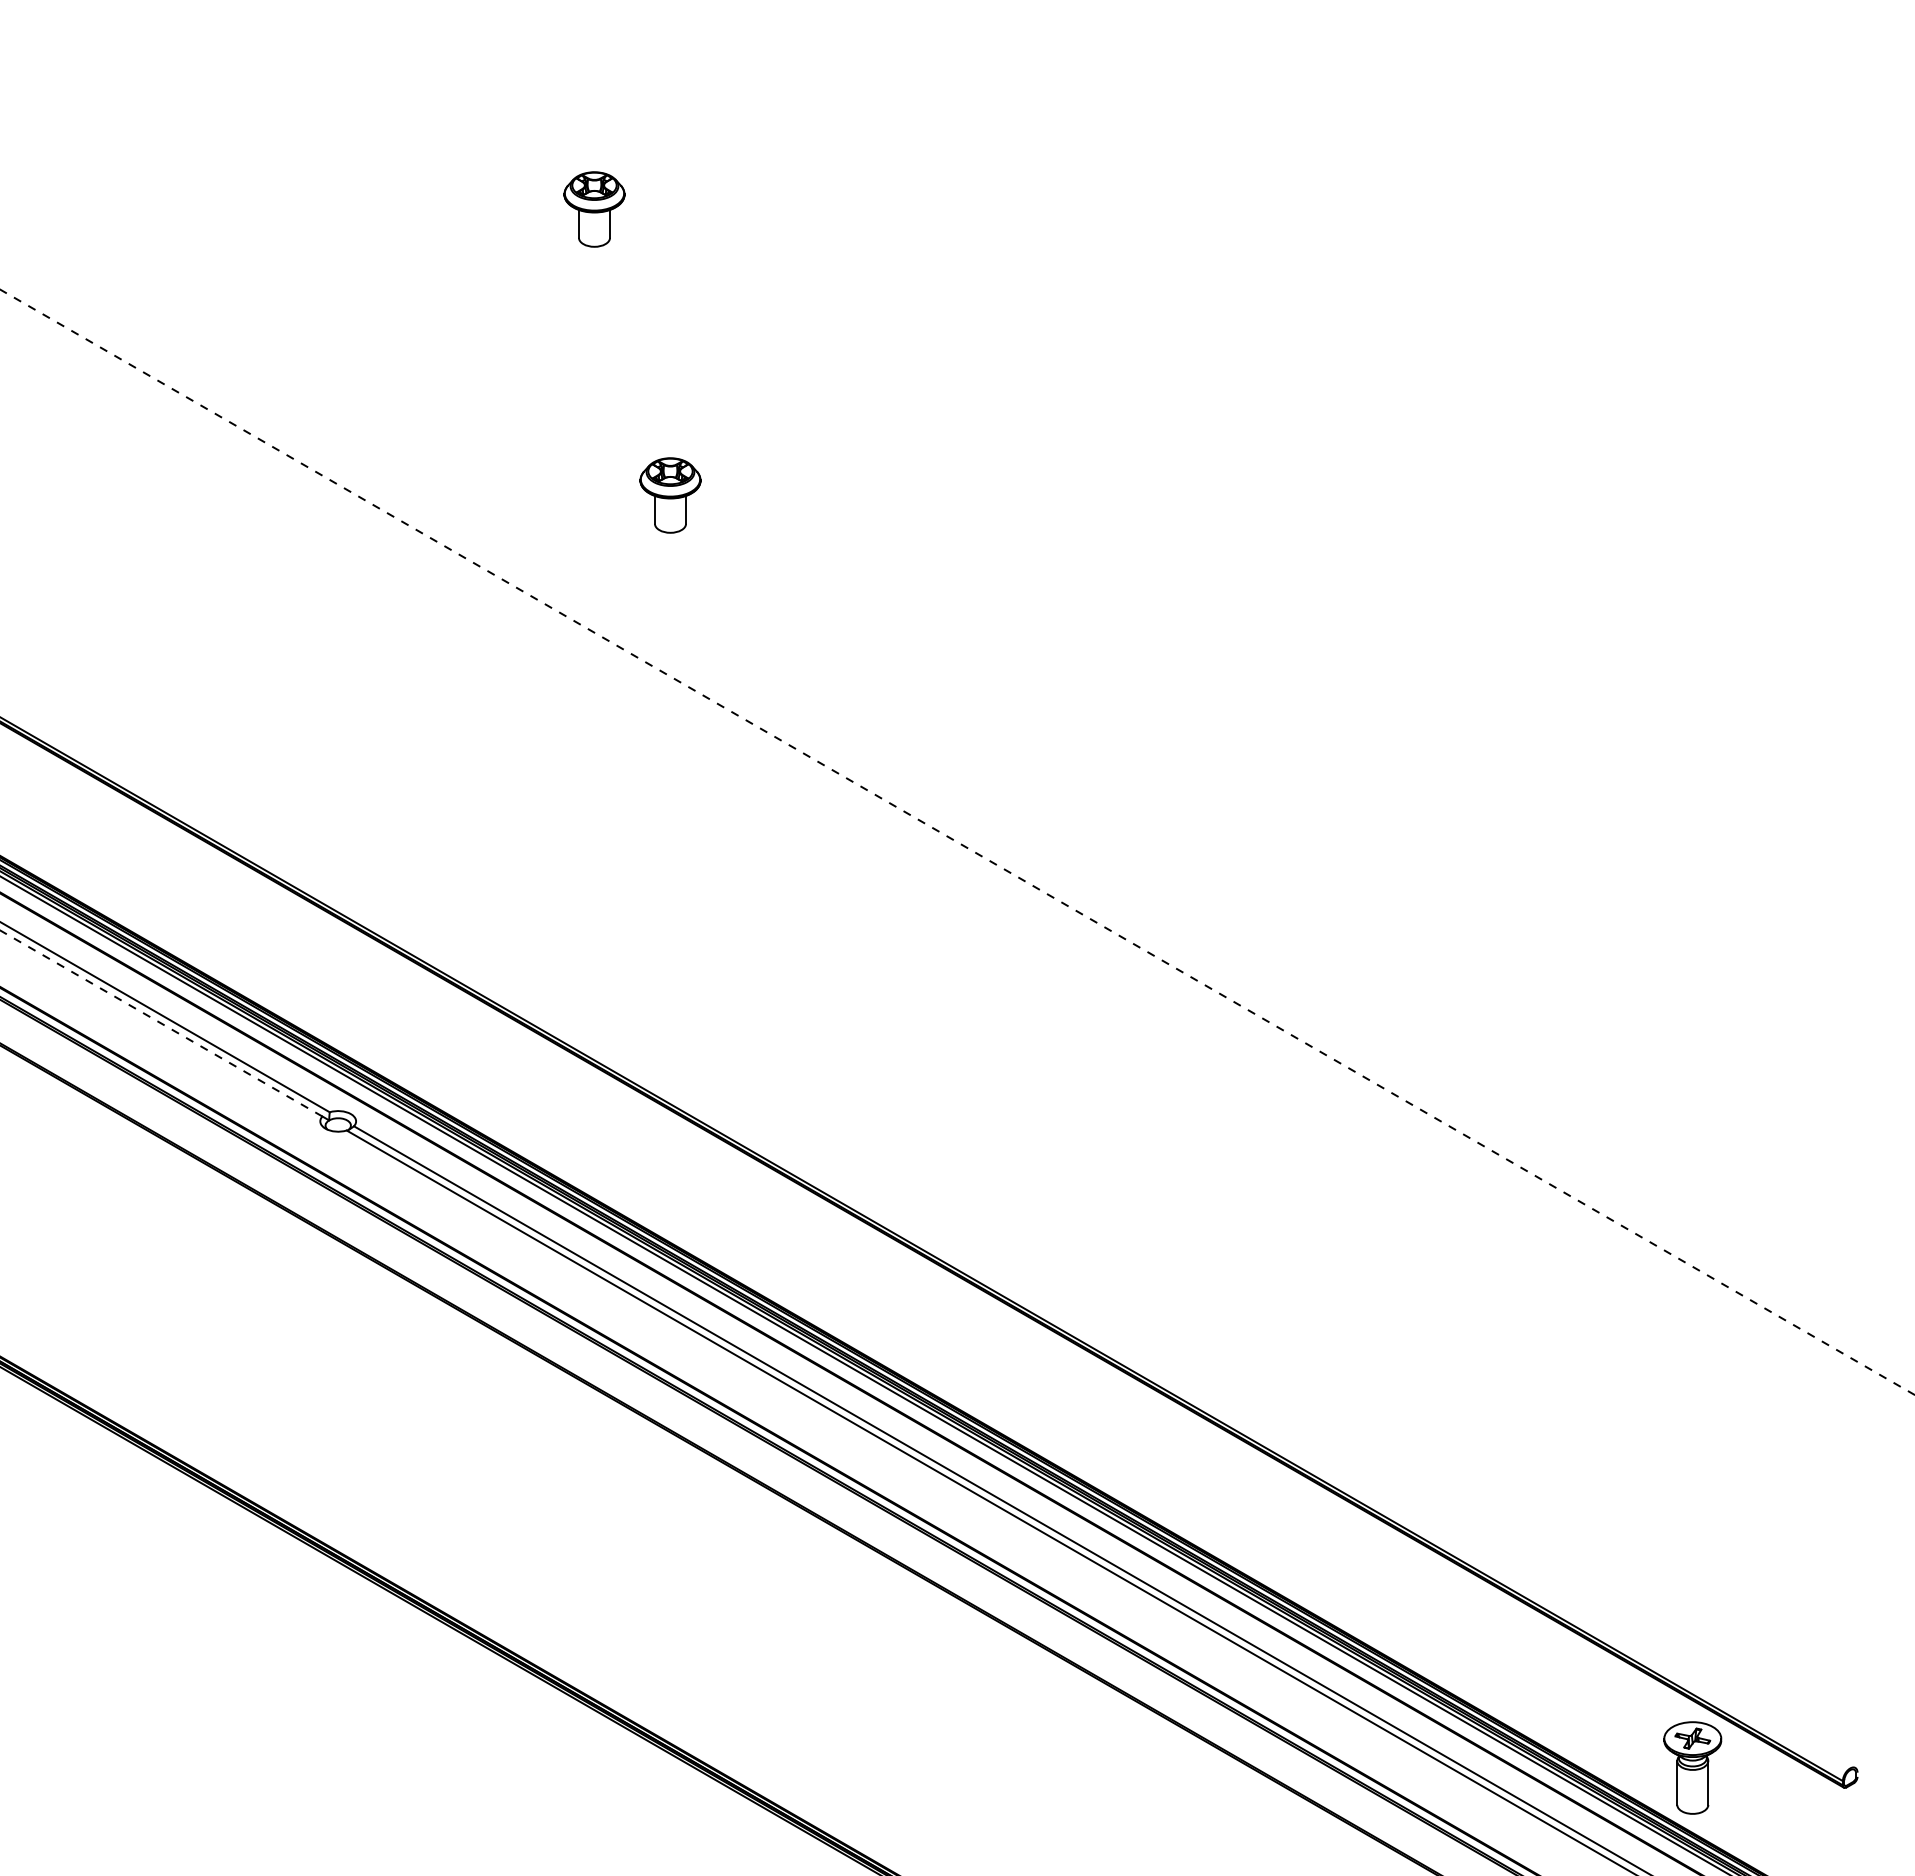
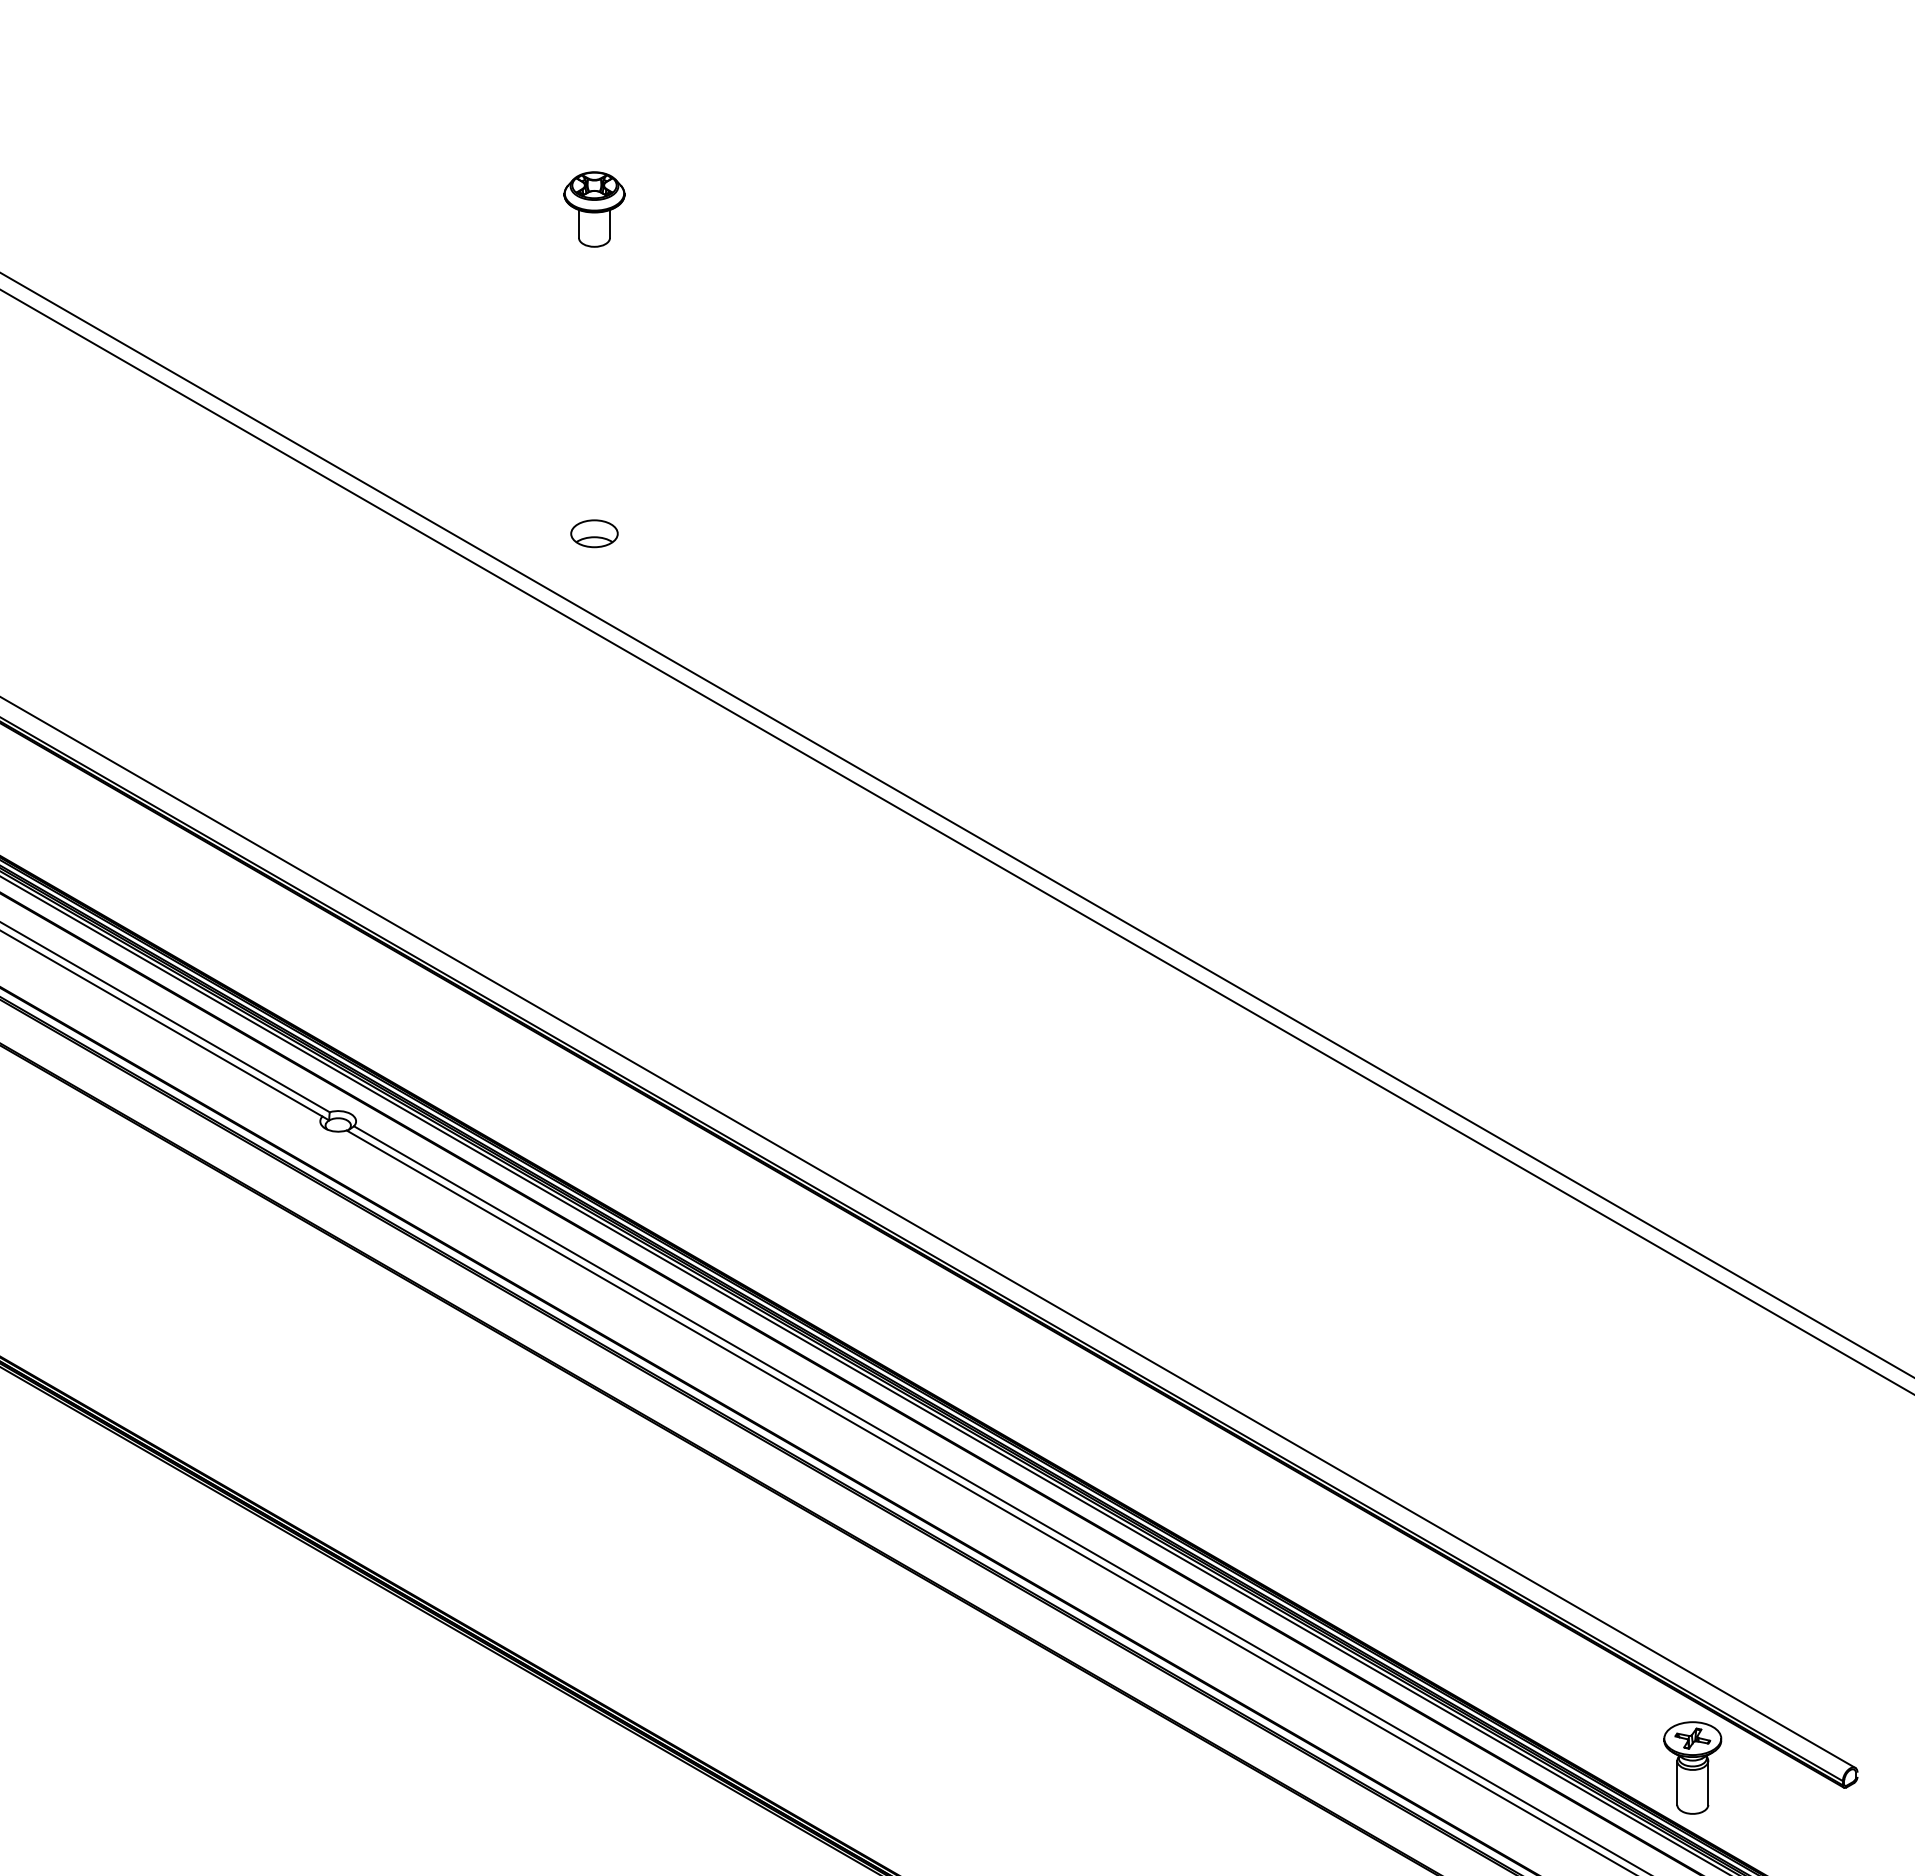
part: present -> none (670, 495)
part: none -> present (594, 533)
line: none -> present (956, 825)
line: dashed -> solid (958, 842)
line: dashed -> solid (161, 1023)
line: none -> present (928, 1232)
